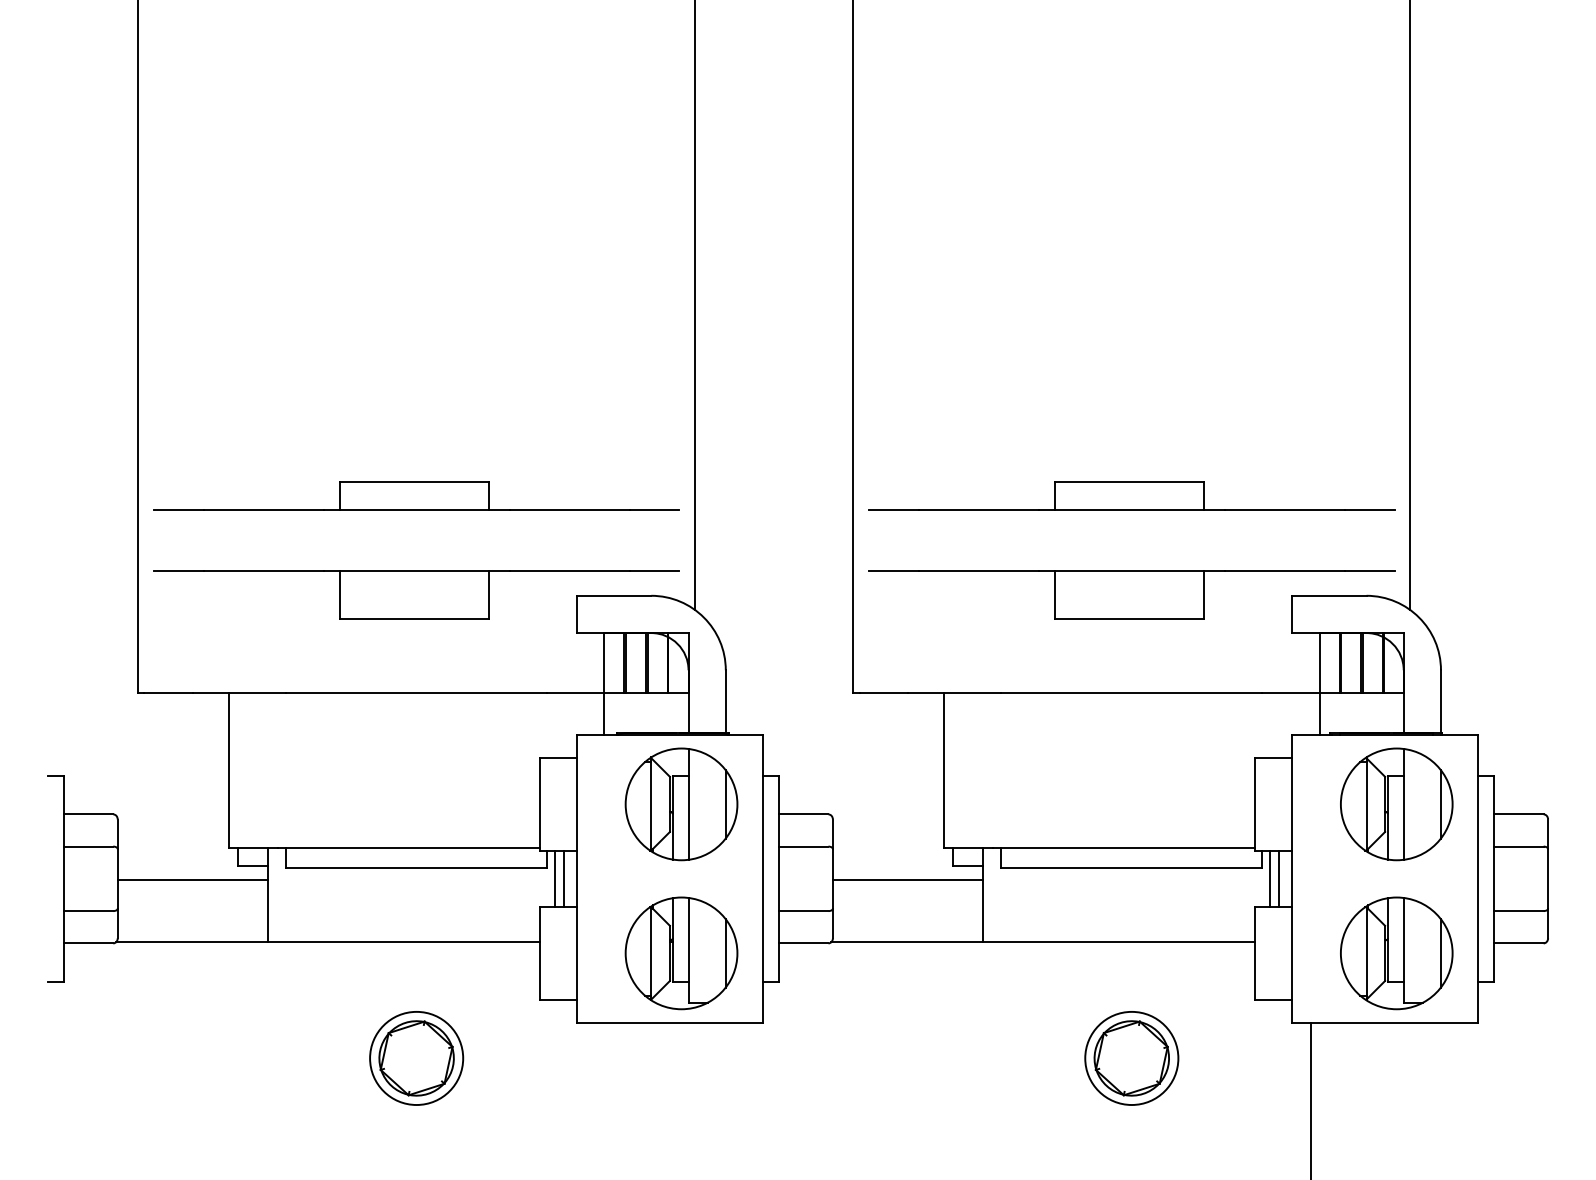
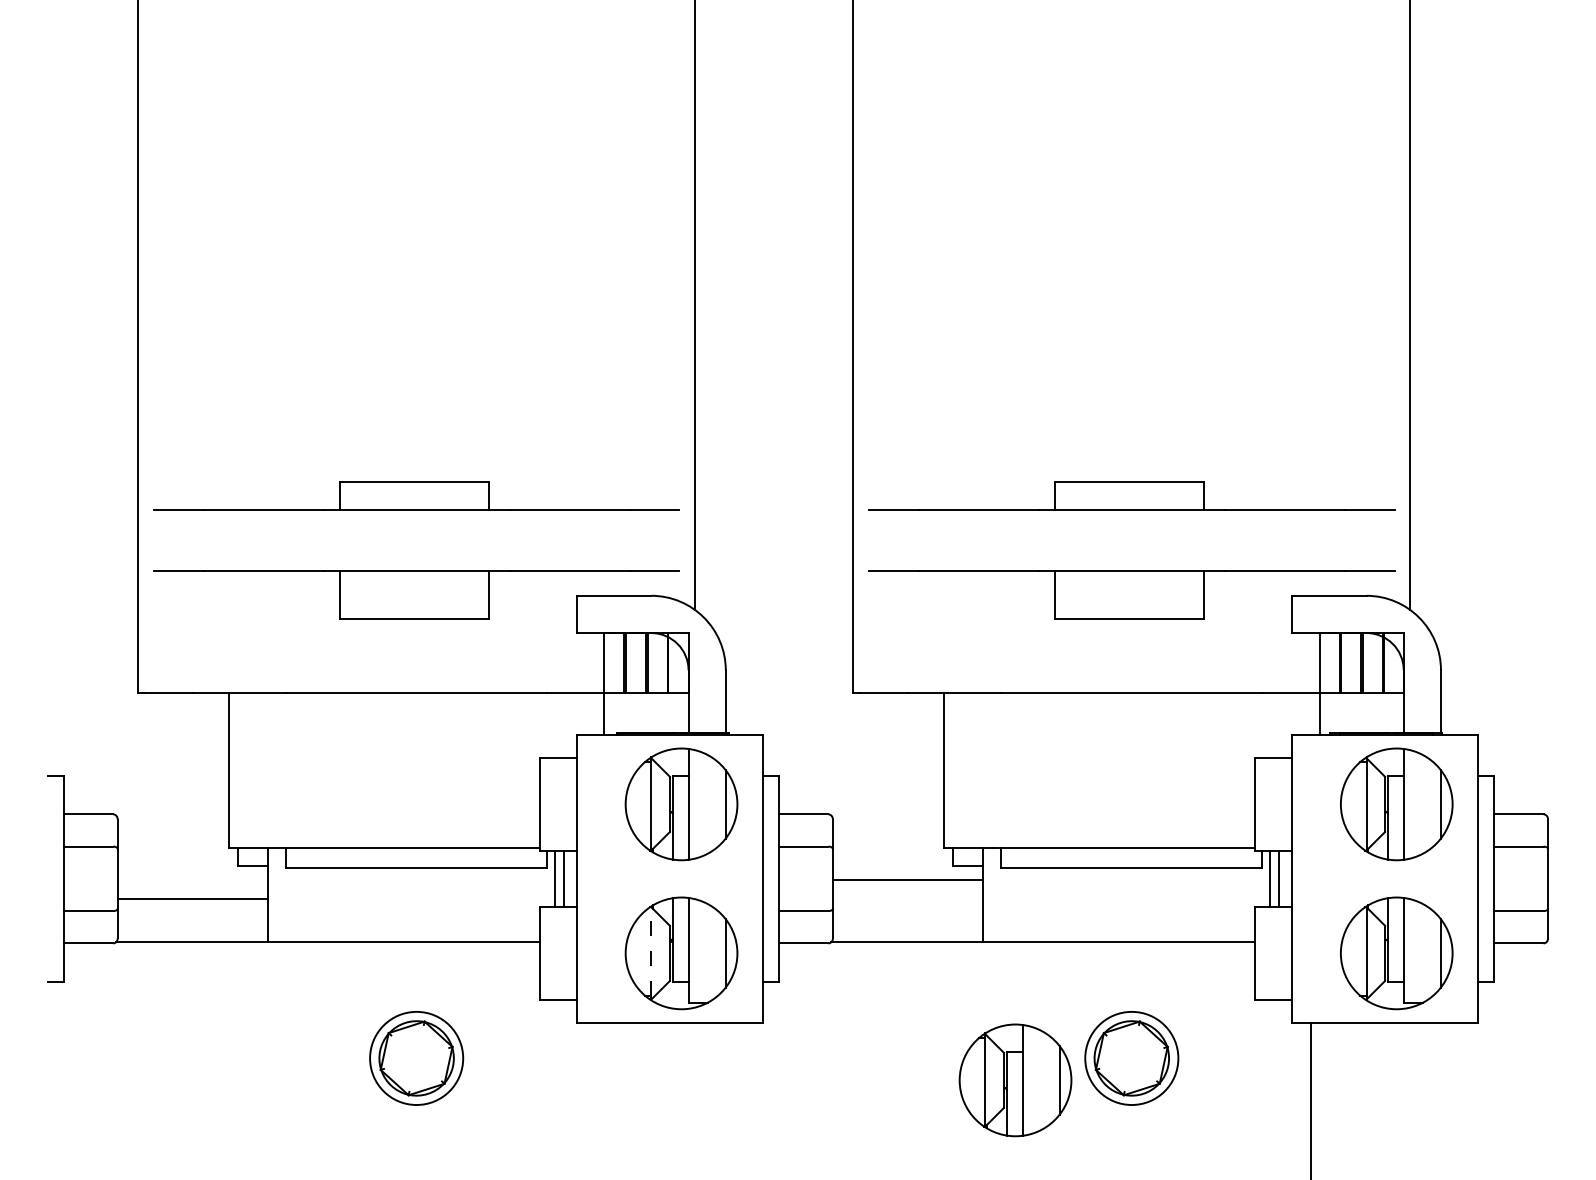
line position: (192, 879) -> (192, 898) (192, 898)
line: solid -> dashed (651, 950)
part: none -> present (1015, 1080)
